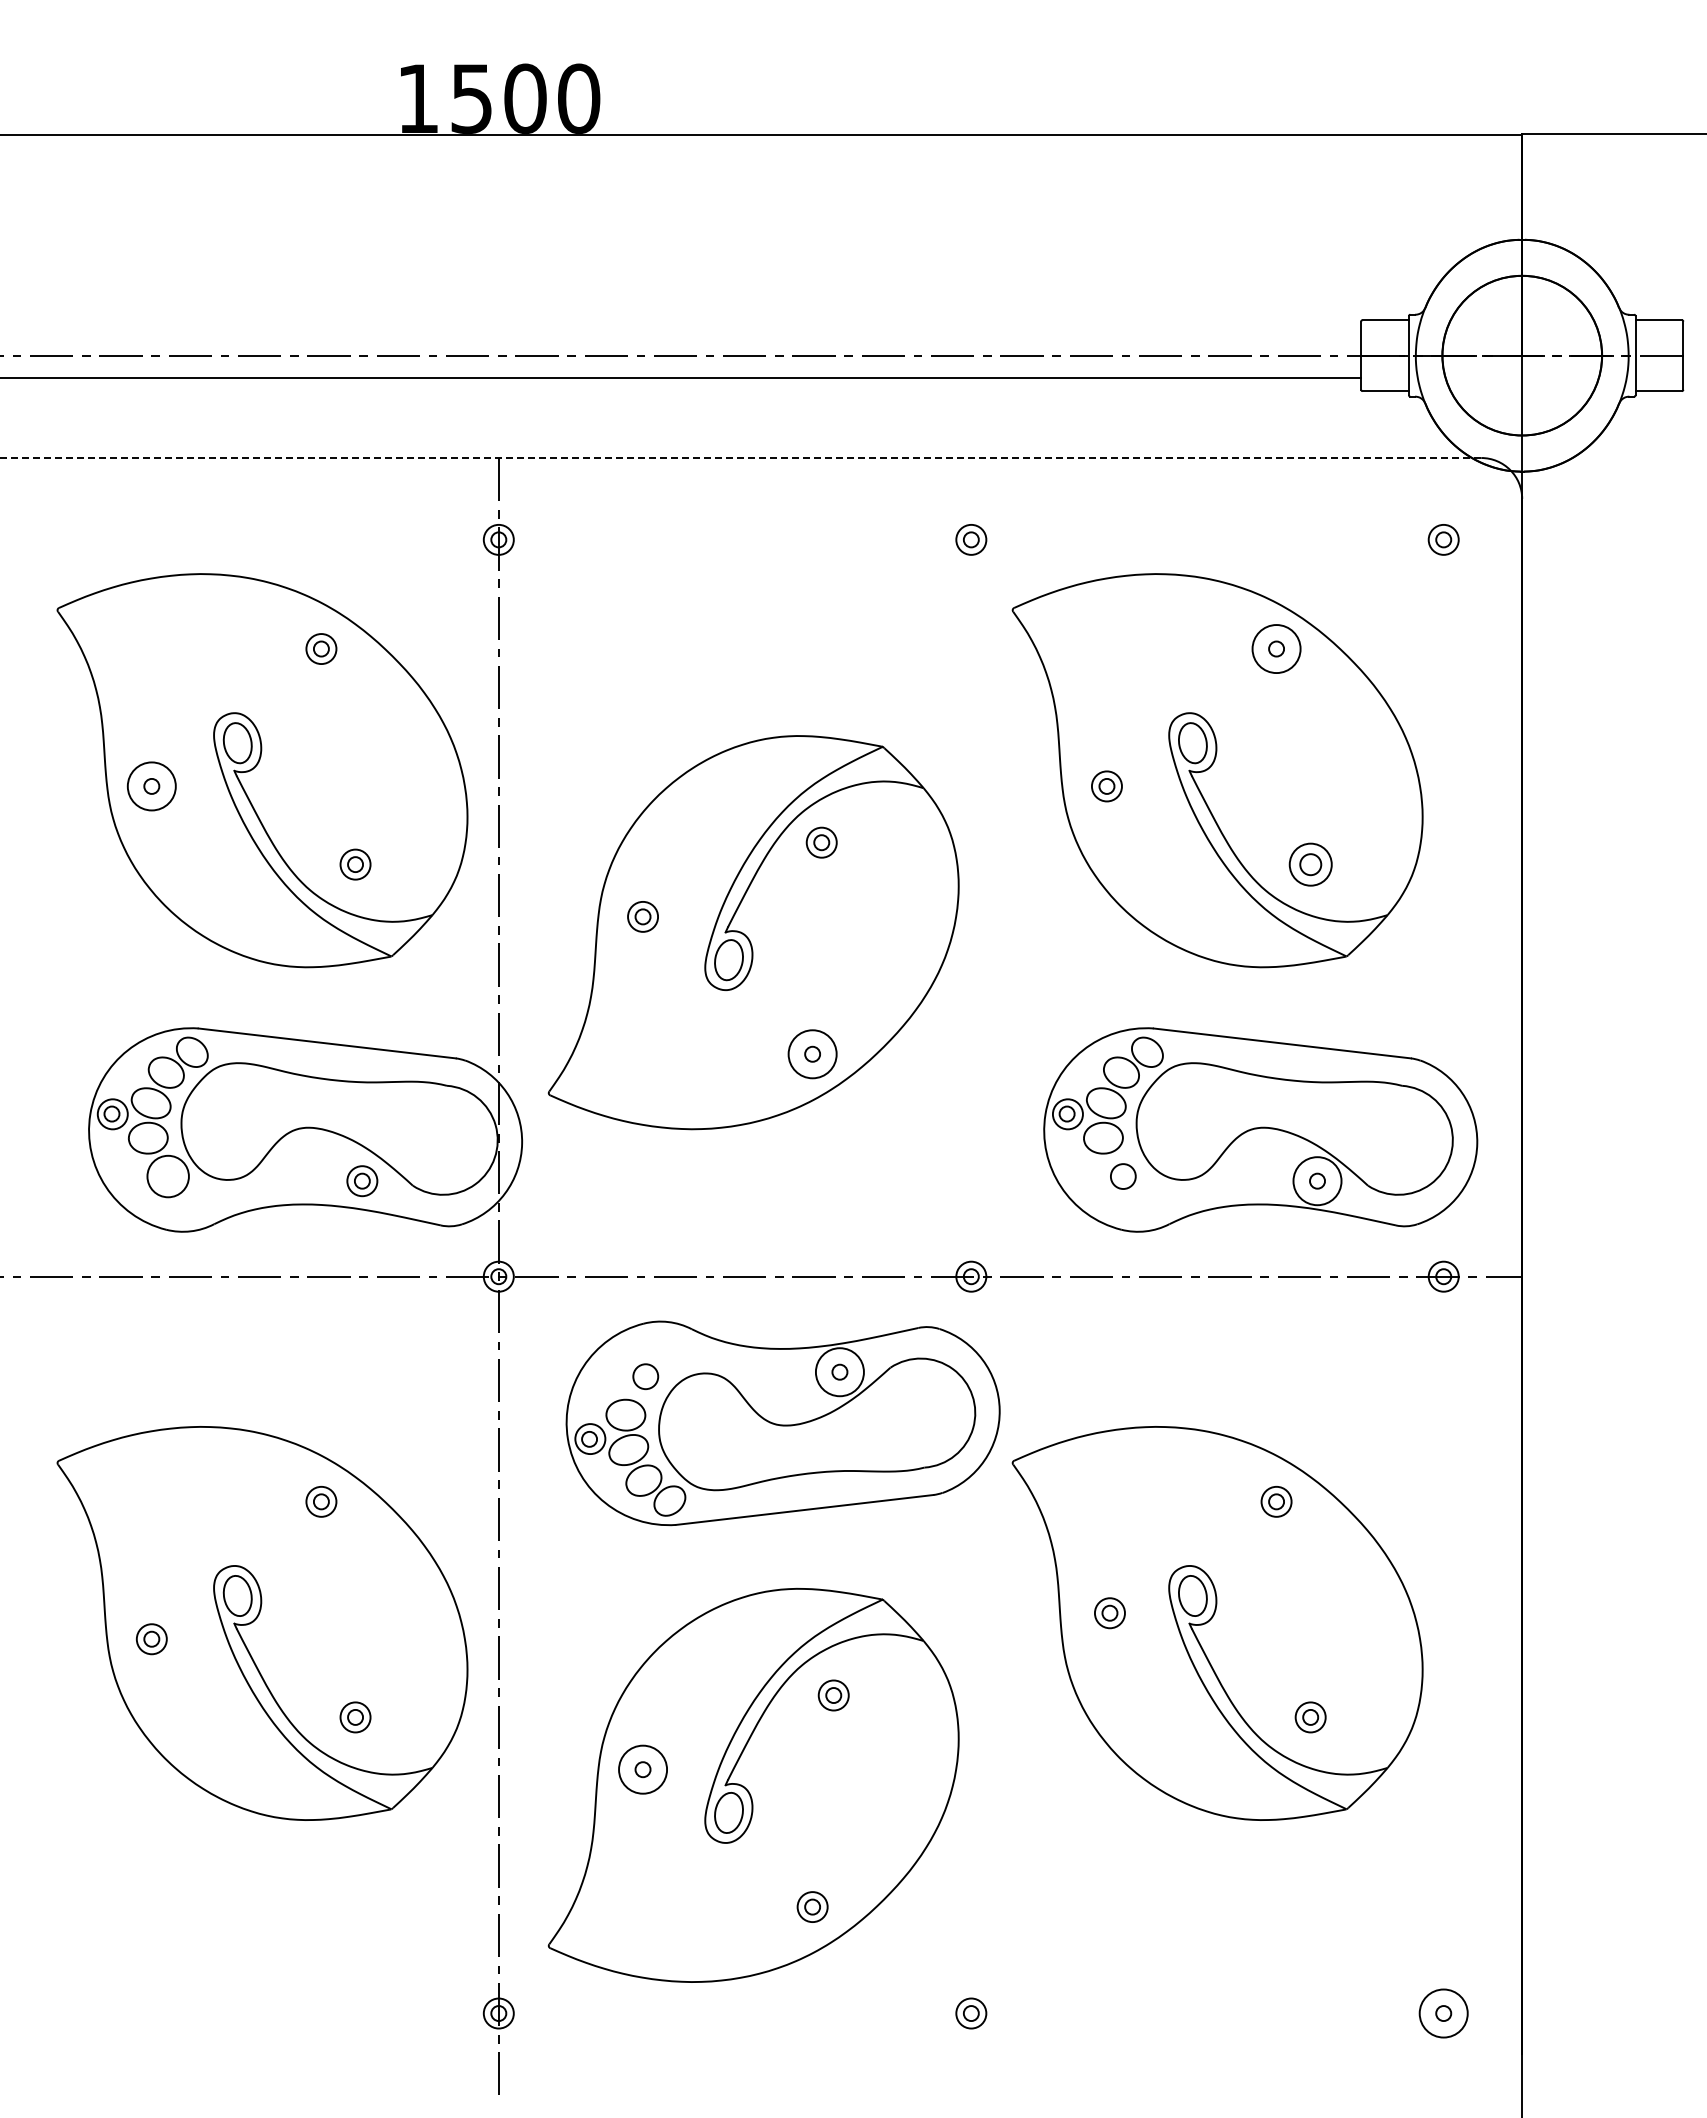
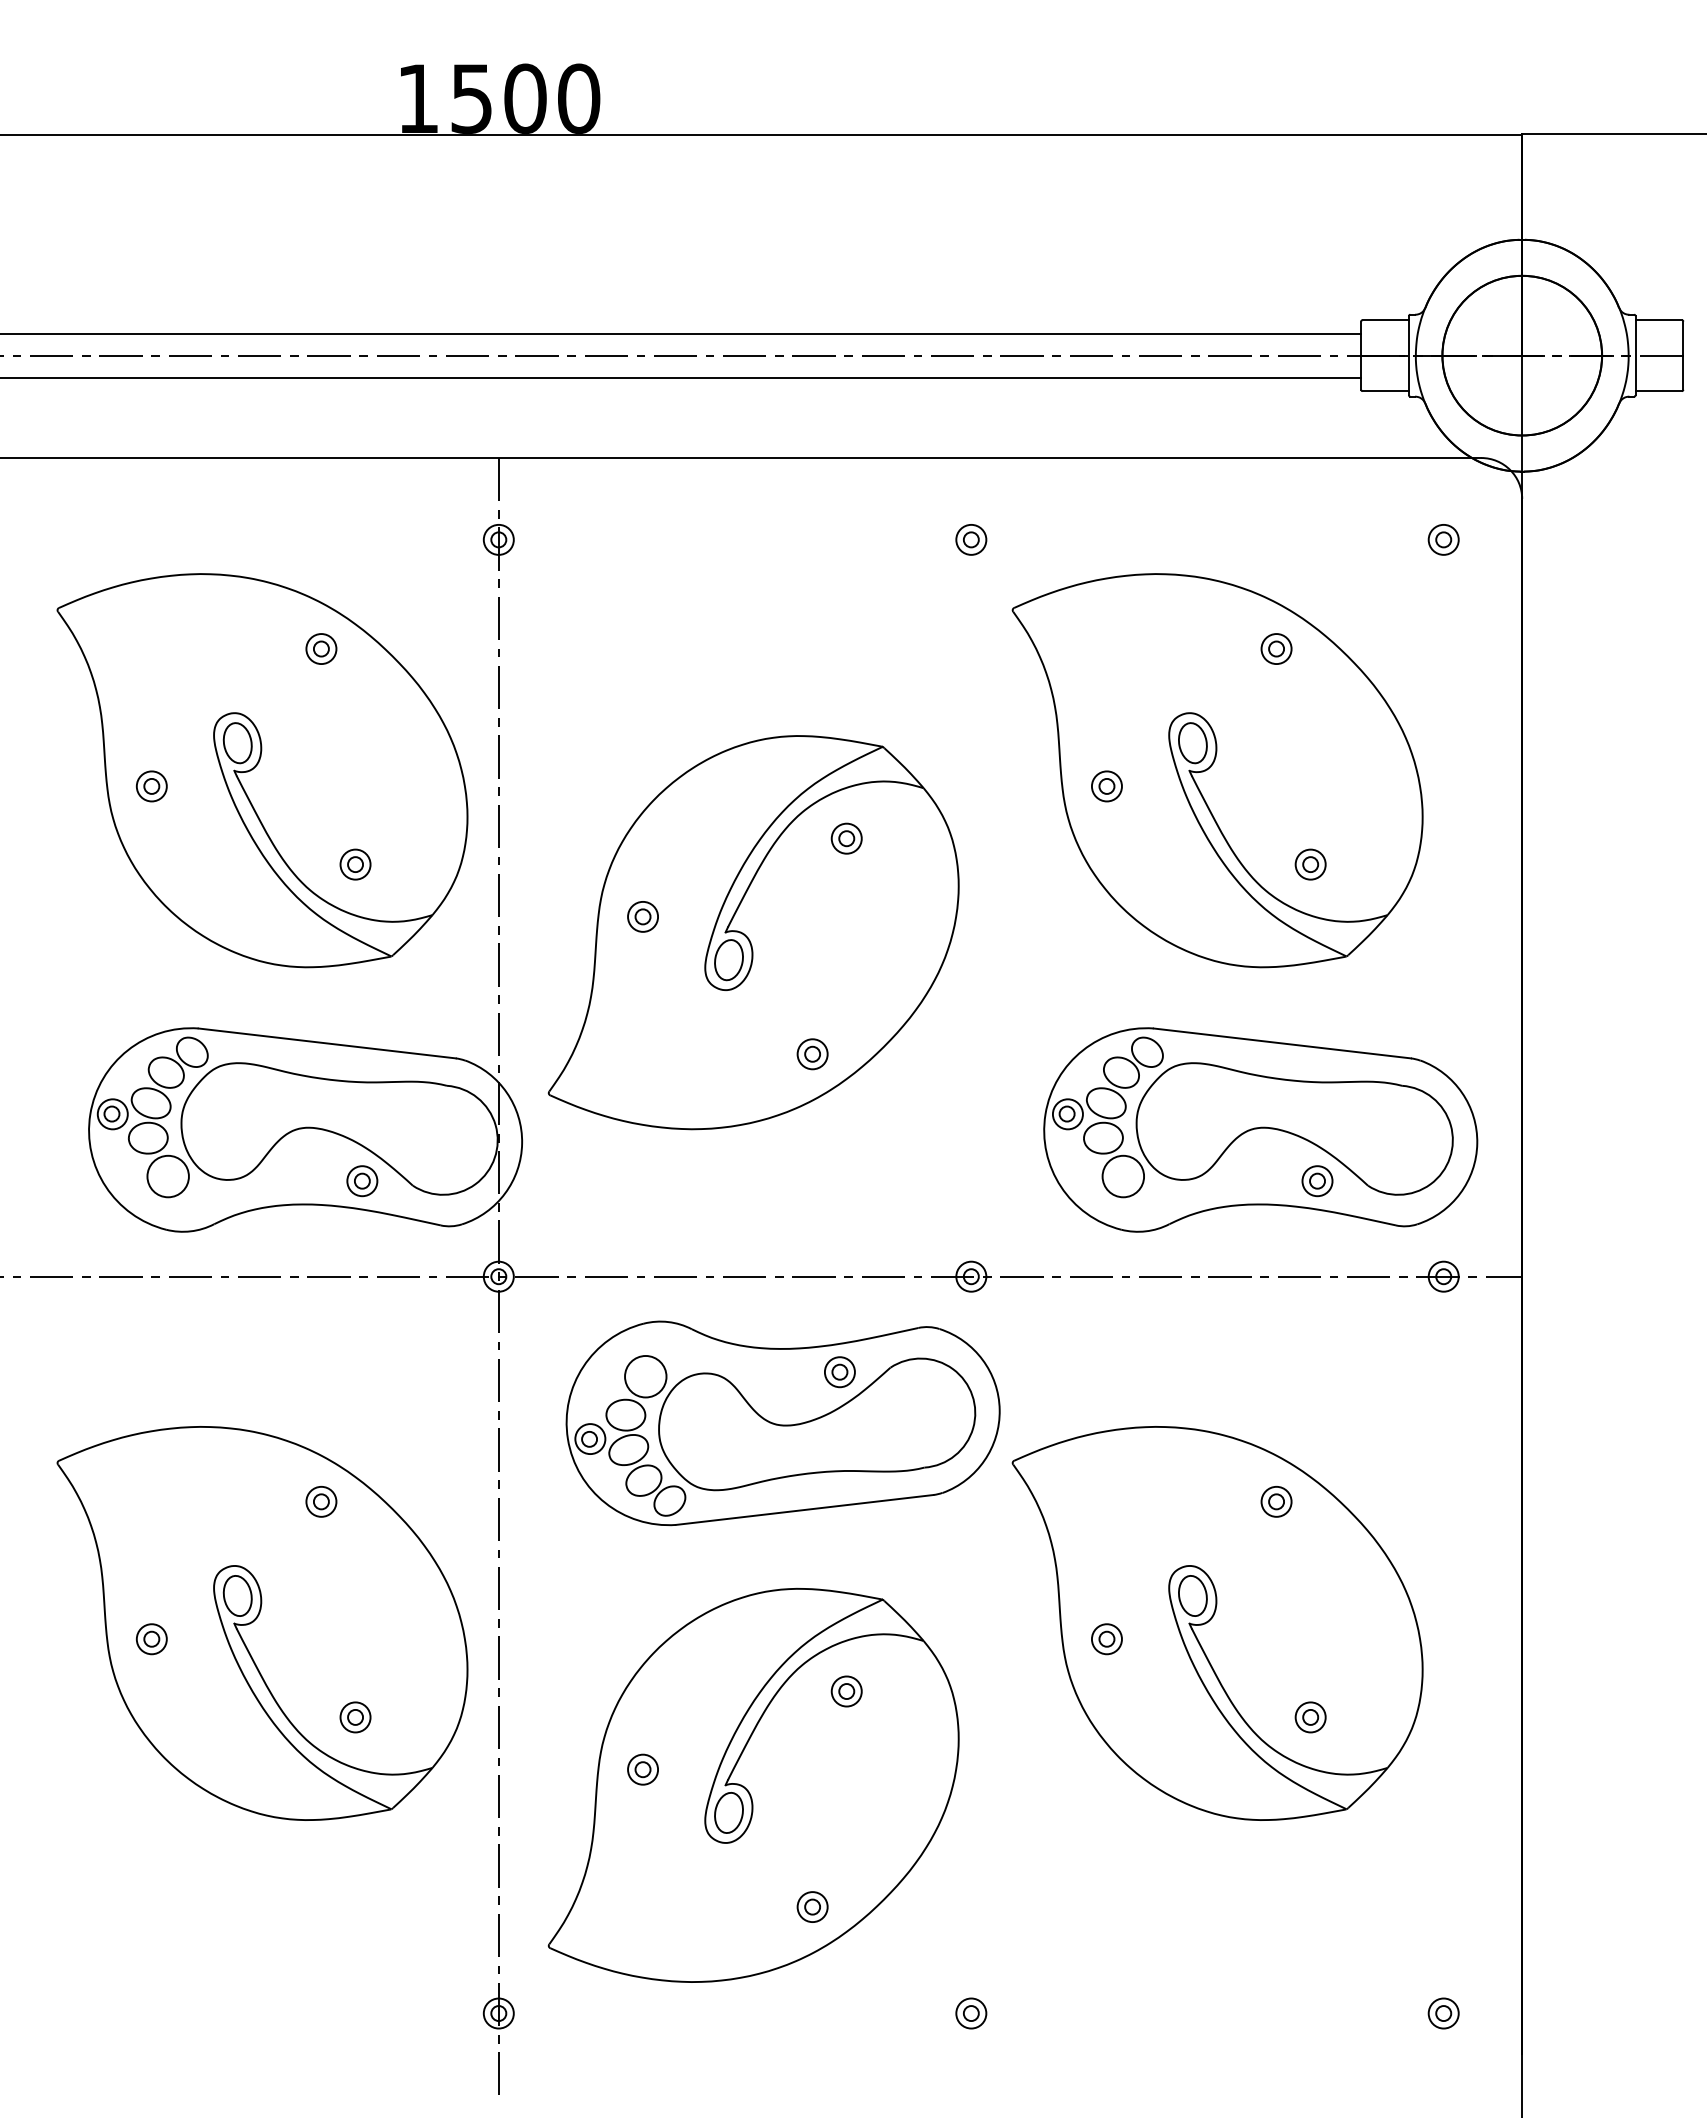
line: none -> present (681, 333)
line: dashed -> solid (740, 458)
circle diameter: 48 px -> 30 px (1276, 649)
circle diameter: 48 px -> 30 px (151, 786)
part position: (821, 842) -> (846, 838) (846, 838)
part size: 45x45 px -> 33x33 px (1310, 864)
circle diameter: 48 px -> 30 px (812, 1054)
circle diameter: 25 px -> 41 px (1123, 1176)
circle diameter: 48 px -> 30 px (1317, 1181)
circle diameter: 48 px -> 30 px (839, 1372)
circle diameter: 25 px -> 41 px (645, 1376)
part position: (1109, 1613) -> (1106, 1639) (1106, 1639)
part position: (833, 1695) -> (846, 1691) (846, 1691)
circle diameter: 48 px -> 30 px (643, 1769)
circle diameter: 48 px -> 30 px (1443, 2013)
